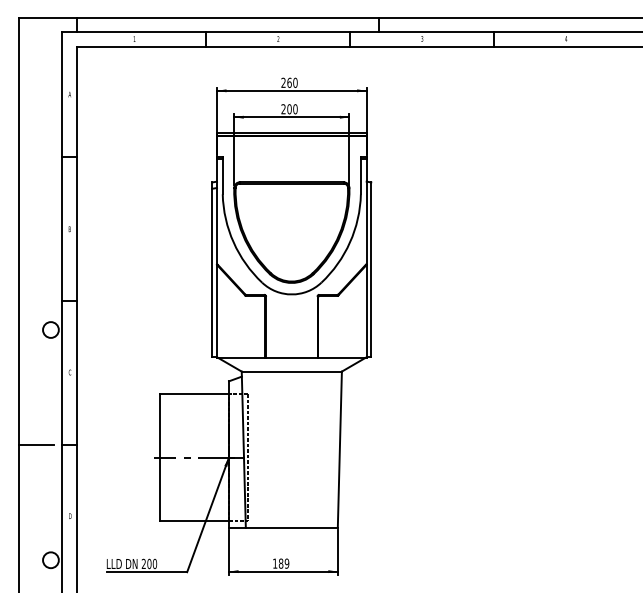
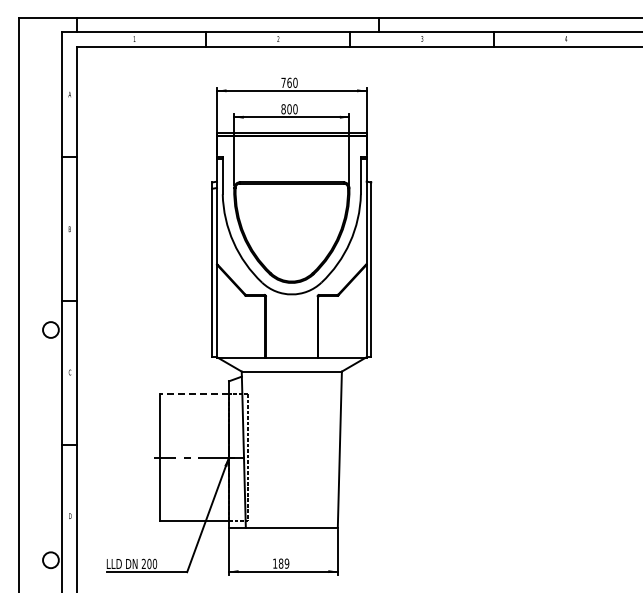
text: 260 -> 760 (283, 82)
text: 200 -> 800 (283, 109)
line: solid -> dashed (194, 394)
line: present -> none (36, 445)
